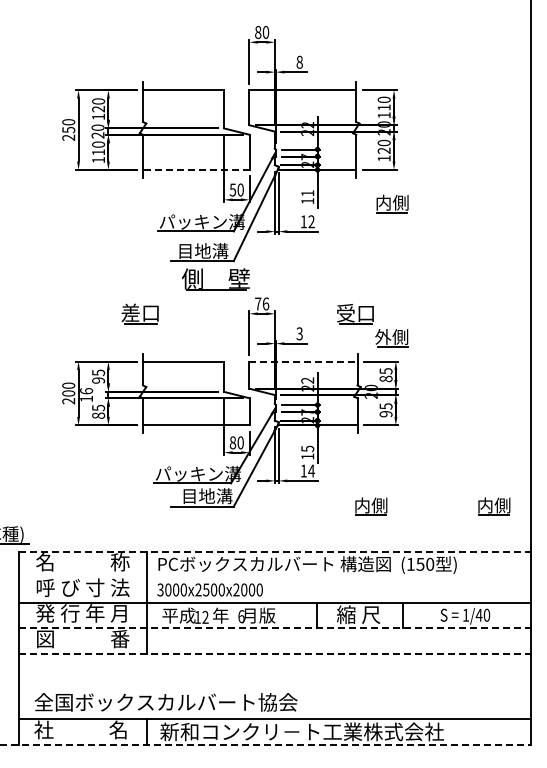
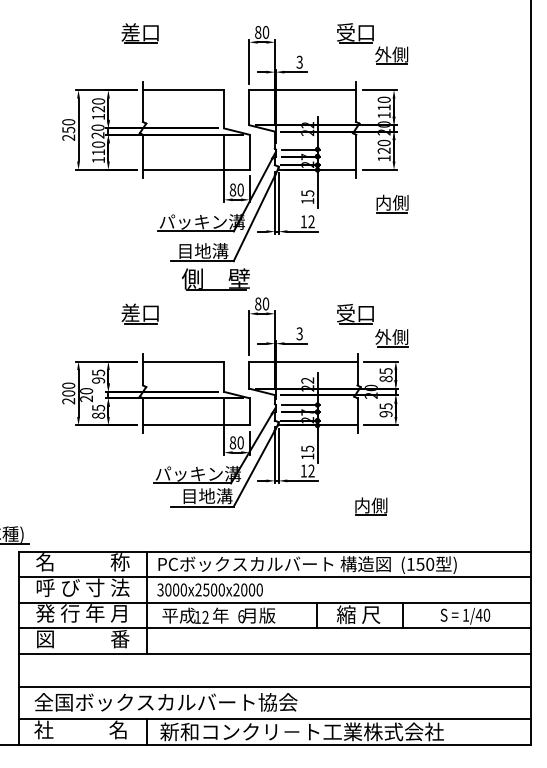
part: none -> present (139, 33)
part: none -> present (372, 43)
text: 8 -> 3 (299, 61)
line: dashed -> solid (195, 170)
text: 50 -> 80 (232, 189)
text: 11 -> 15 (307, 193)
text: 76 -> 80 (262, 303)
line: dashed -> solid (303, 361)
text: 16 -> 20 (86, 395)
text: 14 -> 12 (311, 470)
part: present -> none (494, 506)
line: dashed -> solid (274, 551)
line: none -> present (274, 577)
line: dashed -> solid (274, 628)
line: dashed -> solid (274, 653)
line: none -> present (274, 686)
line: dashed -> solid (265, 744)
